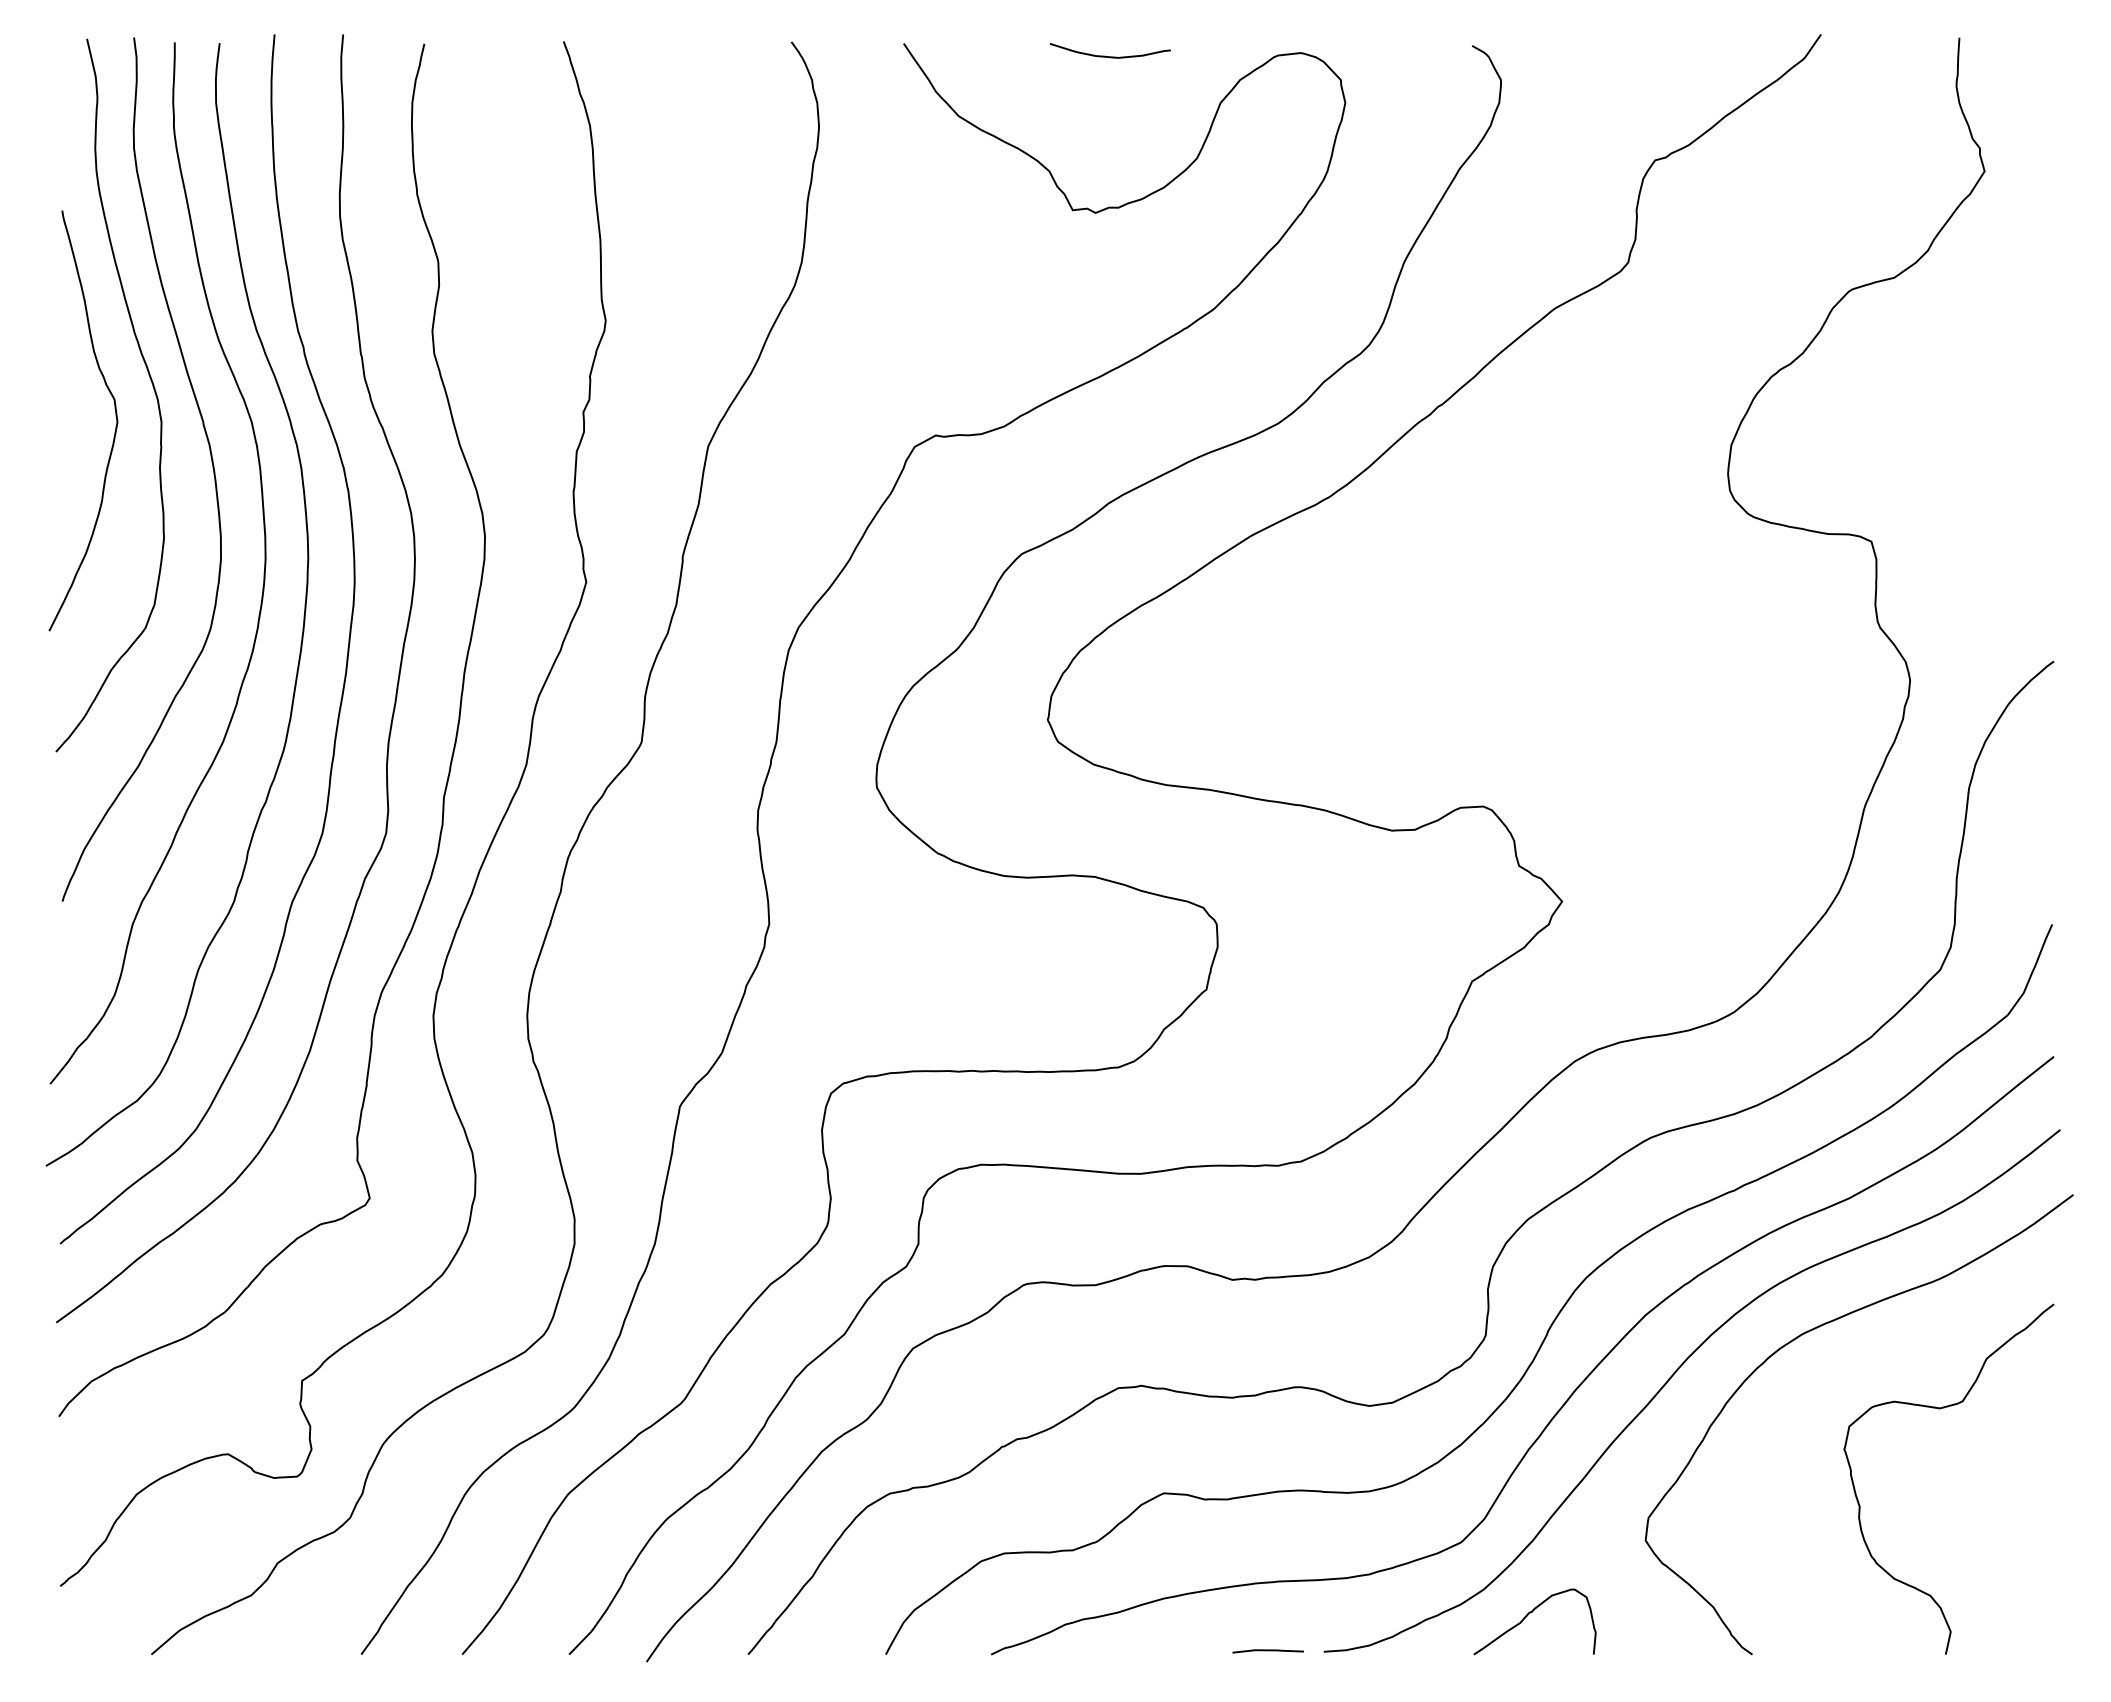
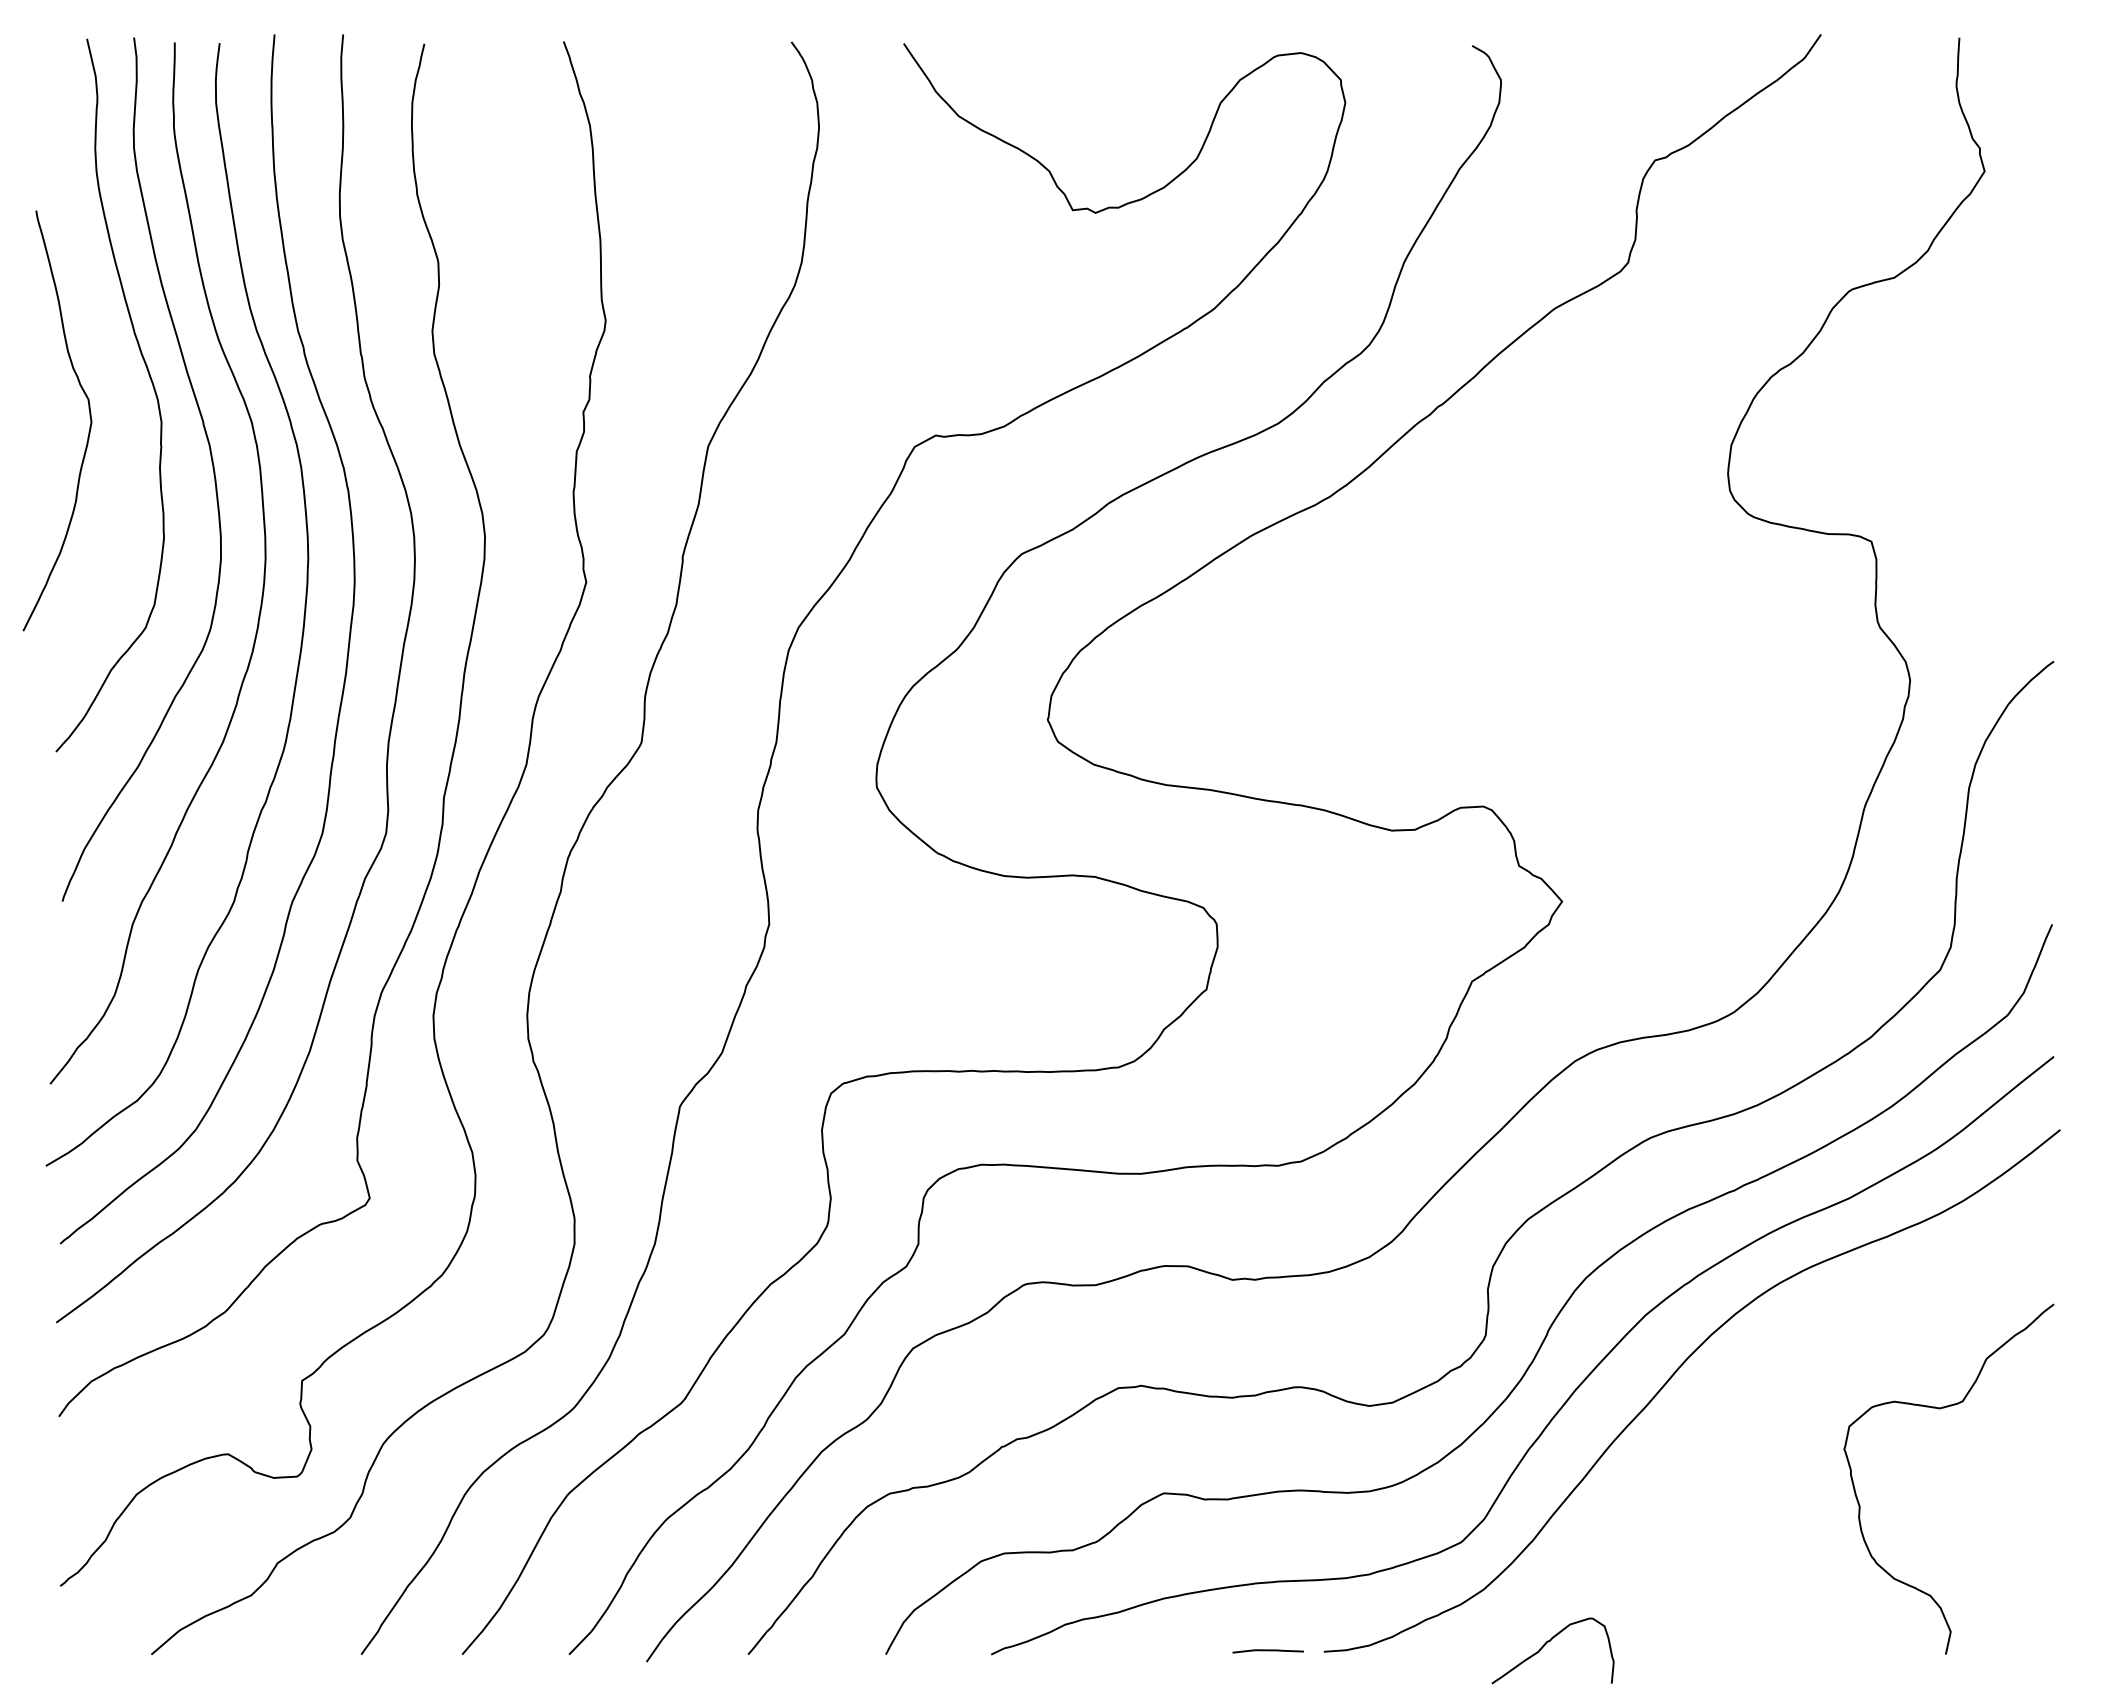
curve: present -> none (1109, 56)
curve position: (115, 416) -> (89, 416) (89, 416)
curve: present -> none (1813, 1330)
curve position: (1528, 1615) -> (1546, 1644) (1546, 1644)
